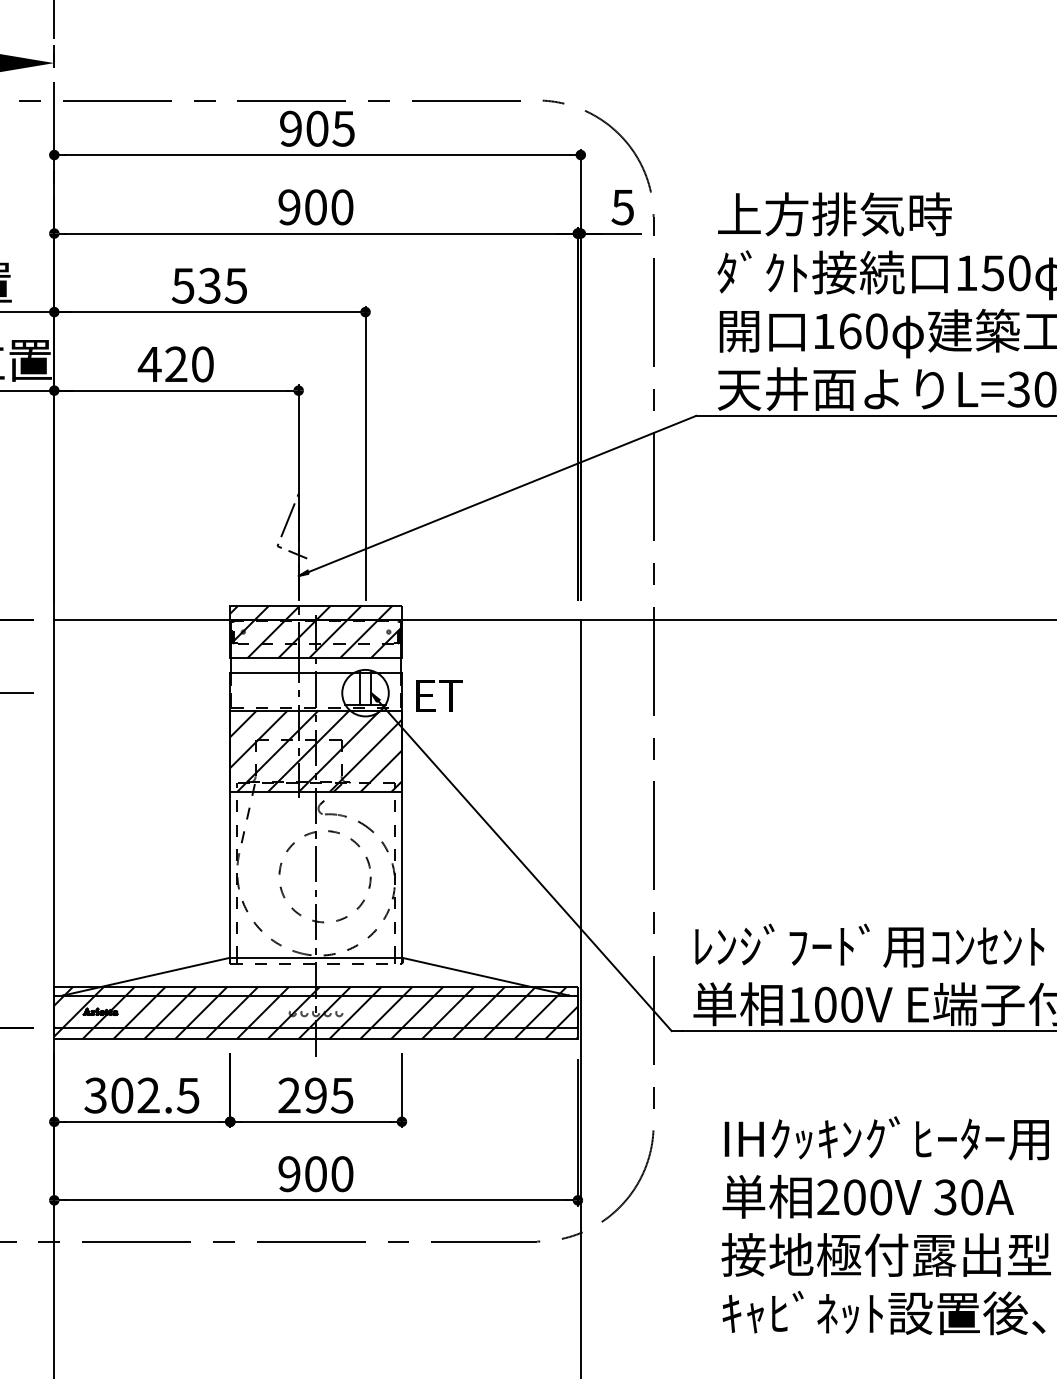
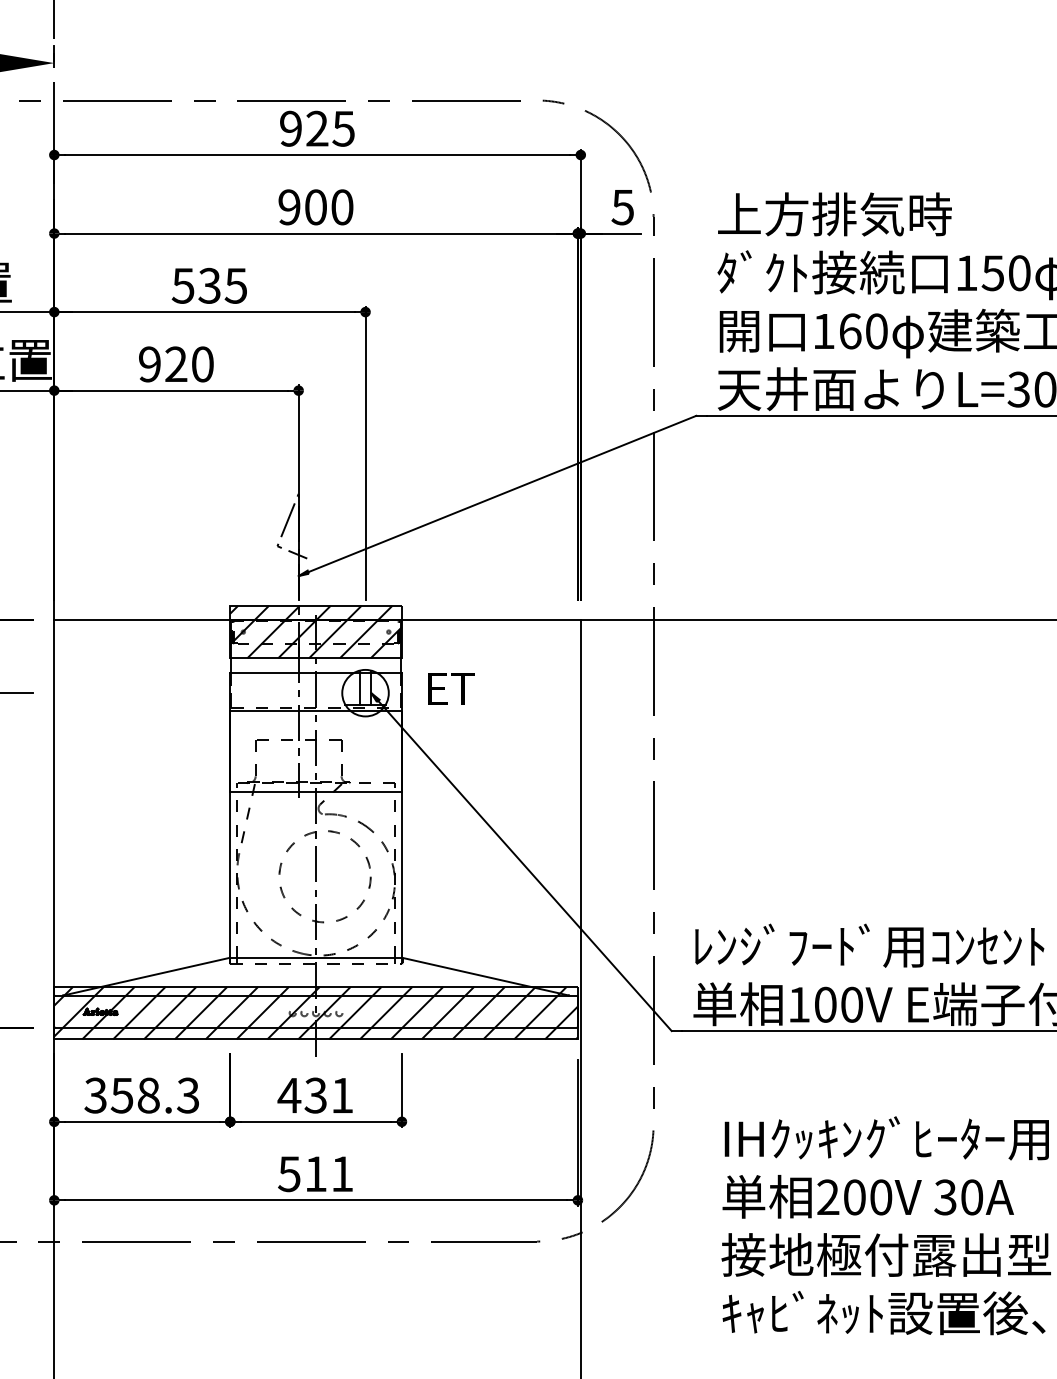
text: 905 -> 925 (317, 128)
text: 420 -> 920 (149, 364)
text position: (439, 695) -> (451, 688) (451, 688)
hatch: present -> none (315, 751)
text: 302.5 -> 358.3 (154, 1095)
text: 295 -> 431 (315, 1095)
text: 900 -> 511 (315, 1174)
